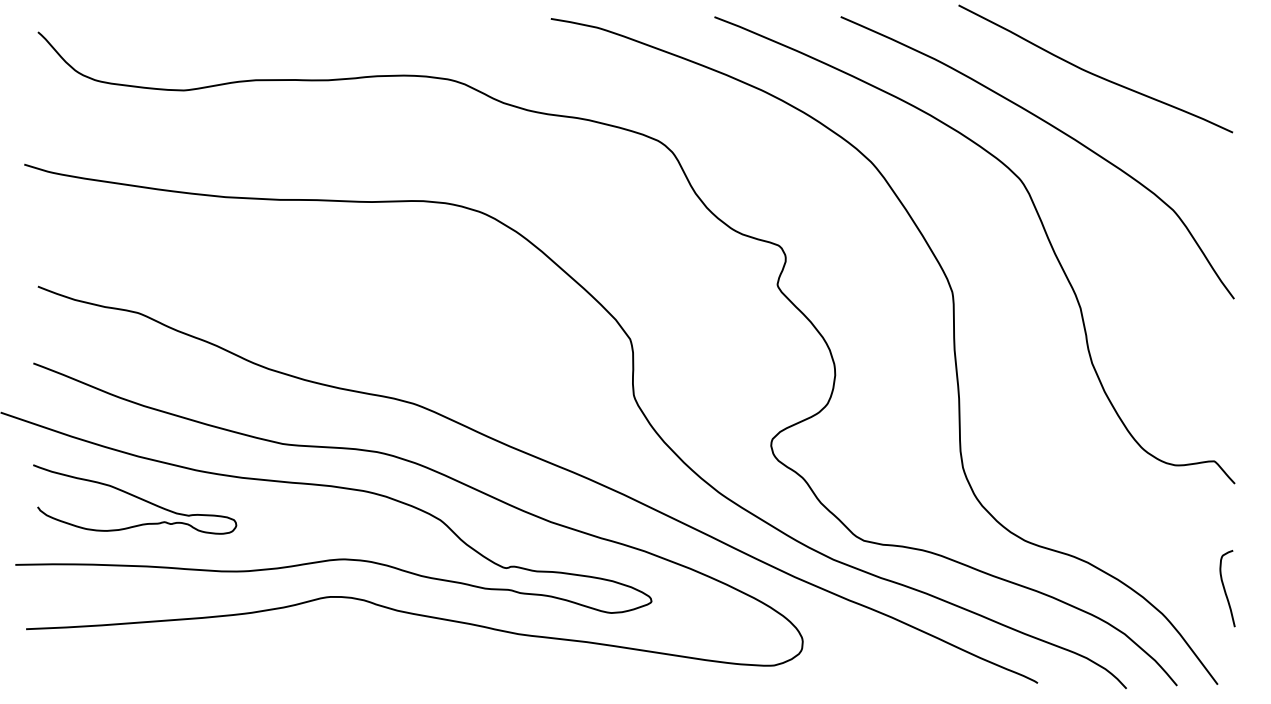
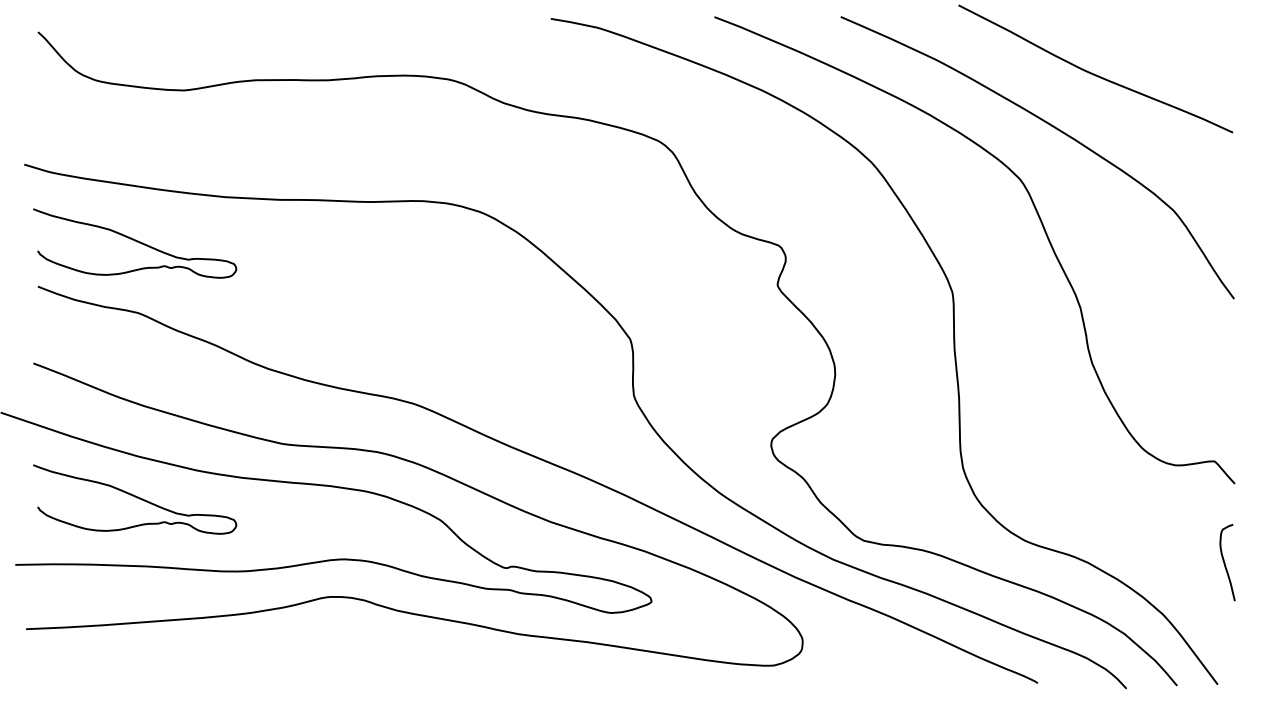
curve: none -> present (135, 241)
curve position: (1225, 588) -> (1225, 562) (1225, 562)
